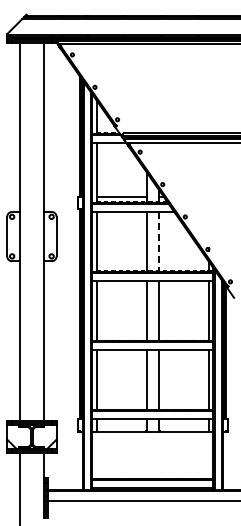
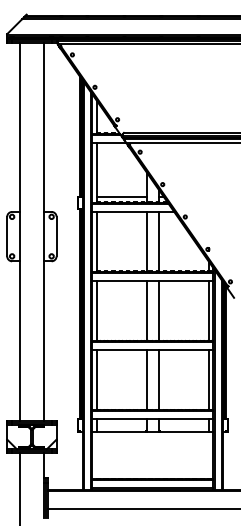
line: dashed -> solid (159, 241)
line position: (142, 501) -> (142, 509) (142, 509)
